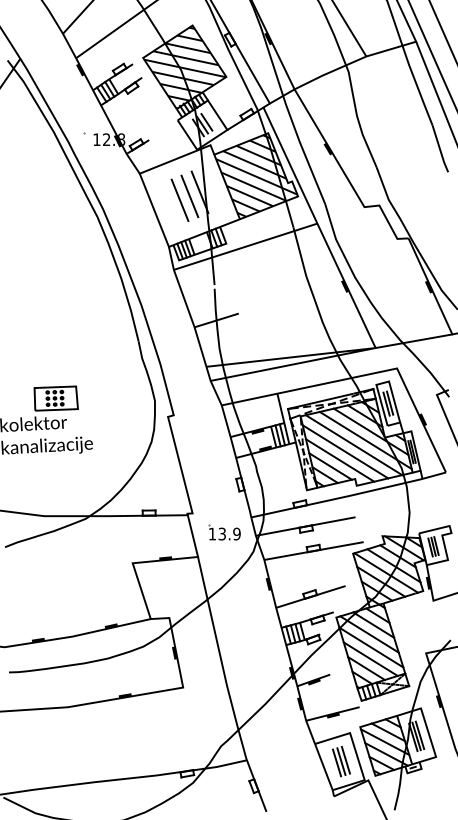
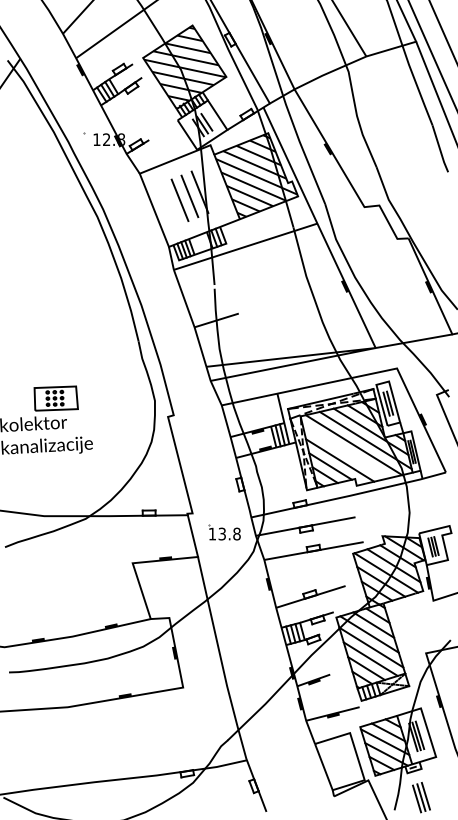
line: present -> none (345, 451)
text: 13.9 -> 13.8 (236, 534)
part position: (341, 761) -> (421, 797) (421, 797)
